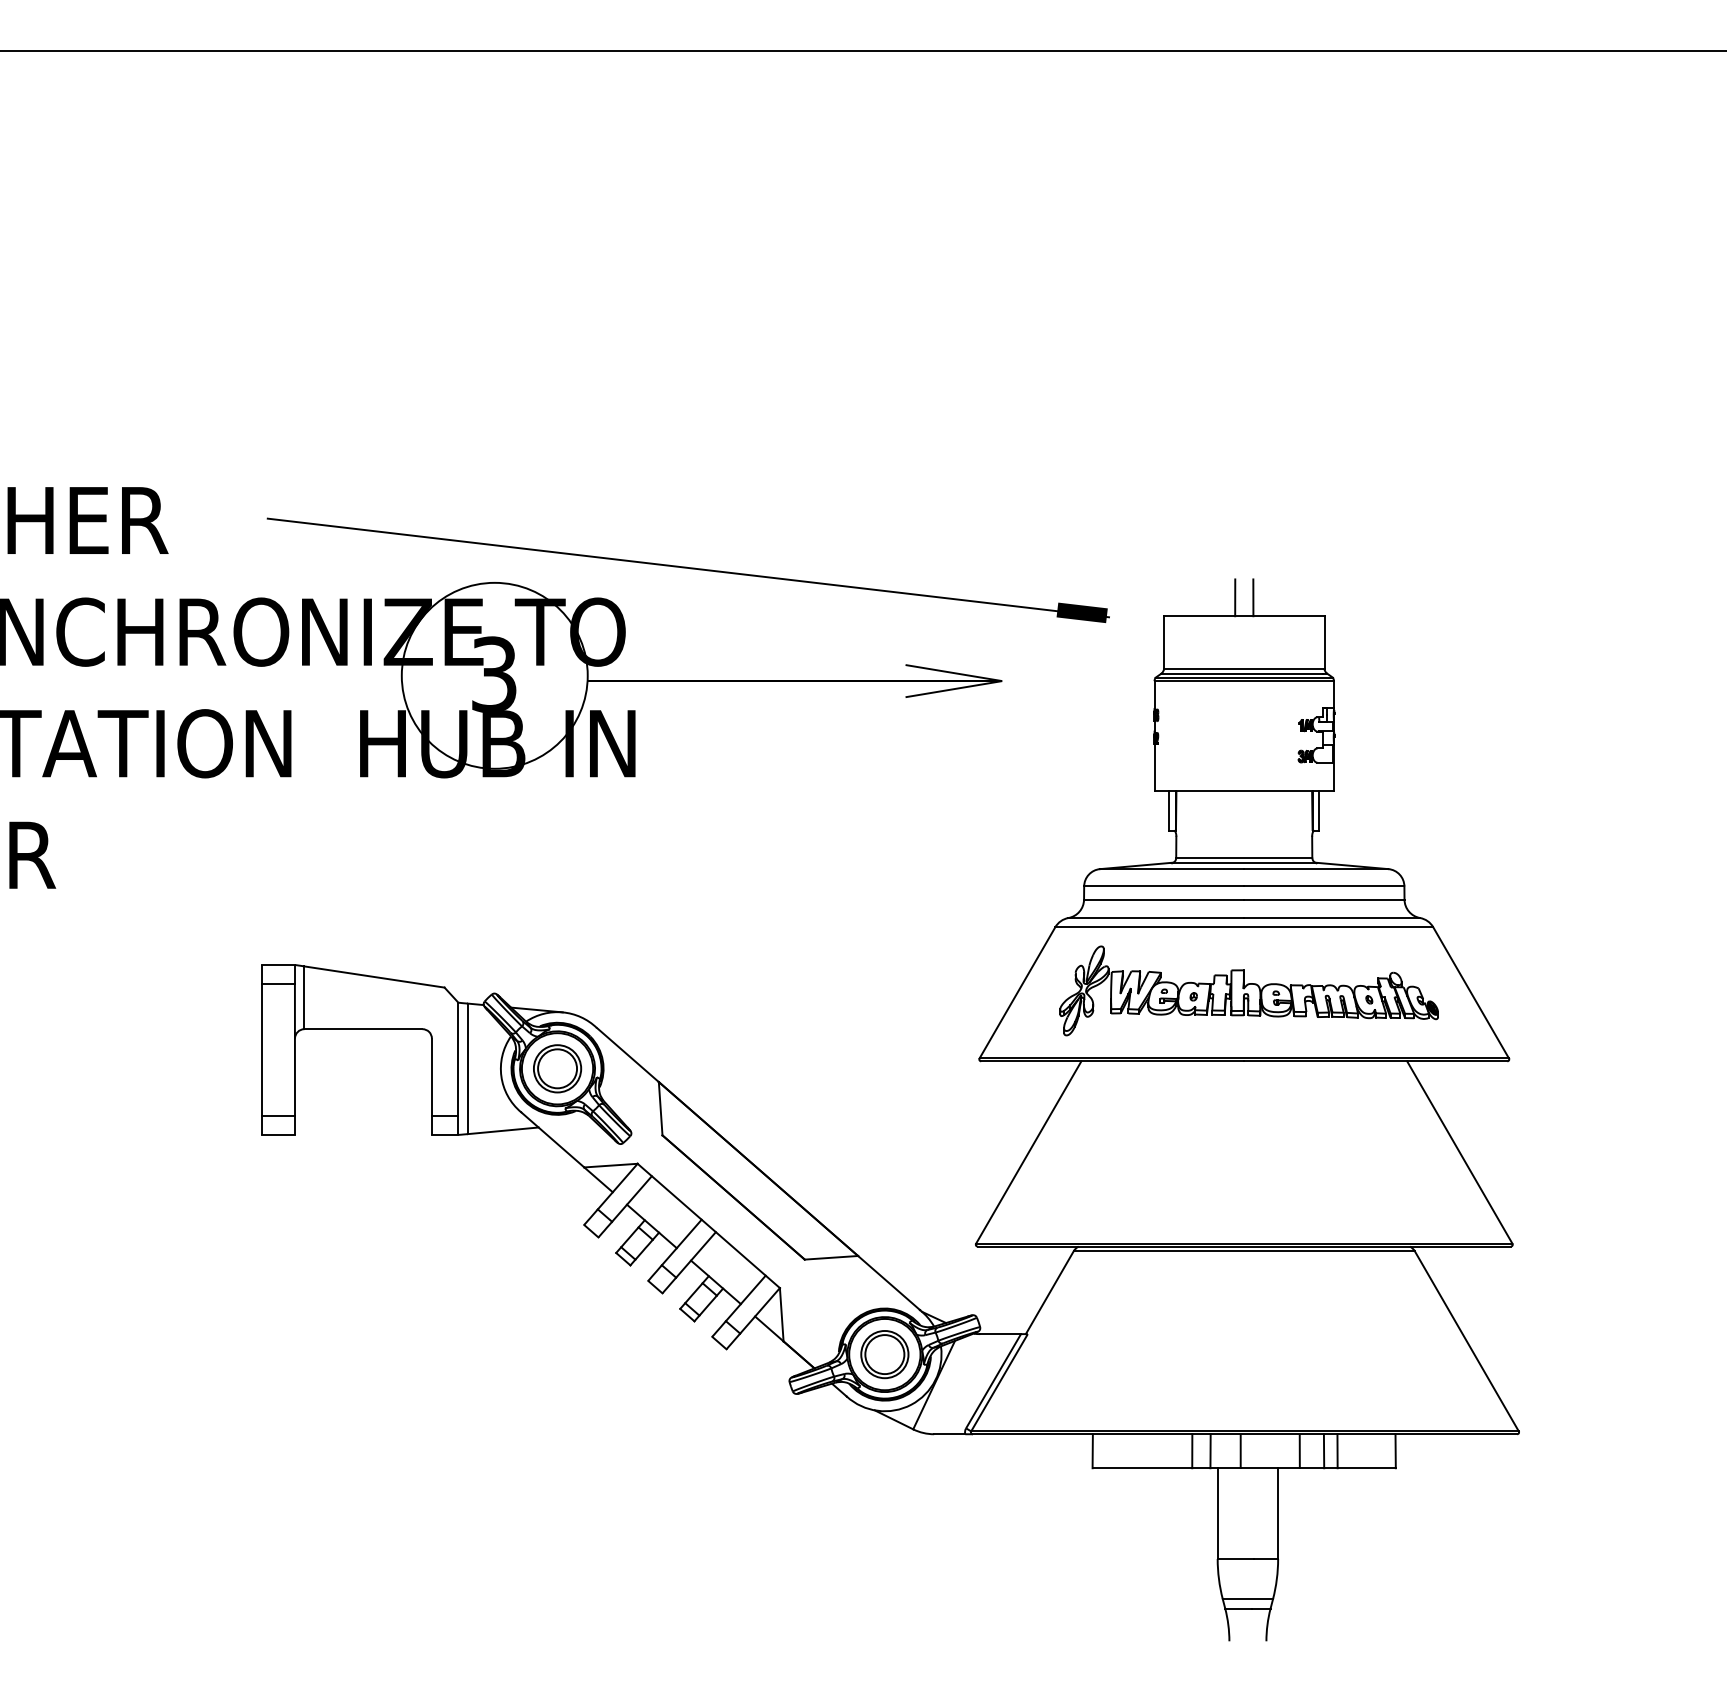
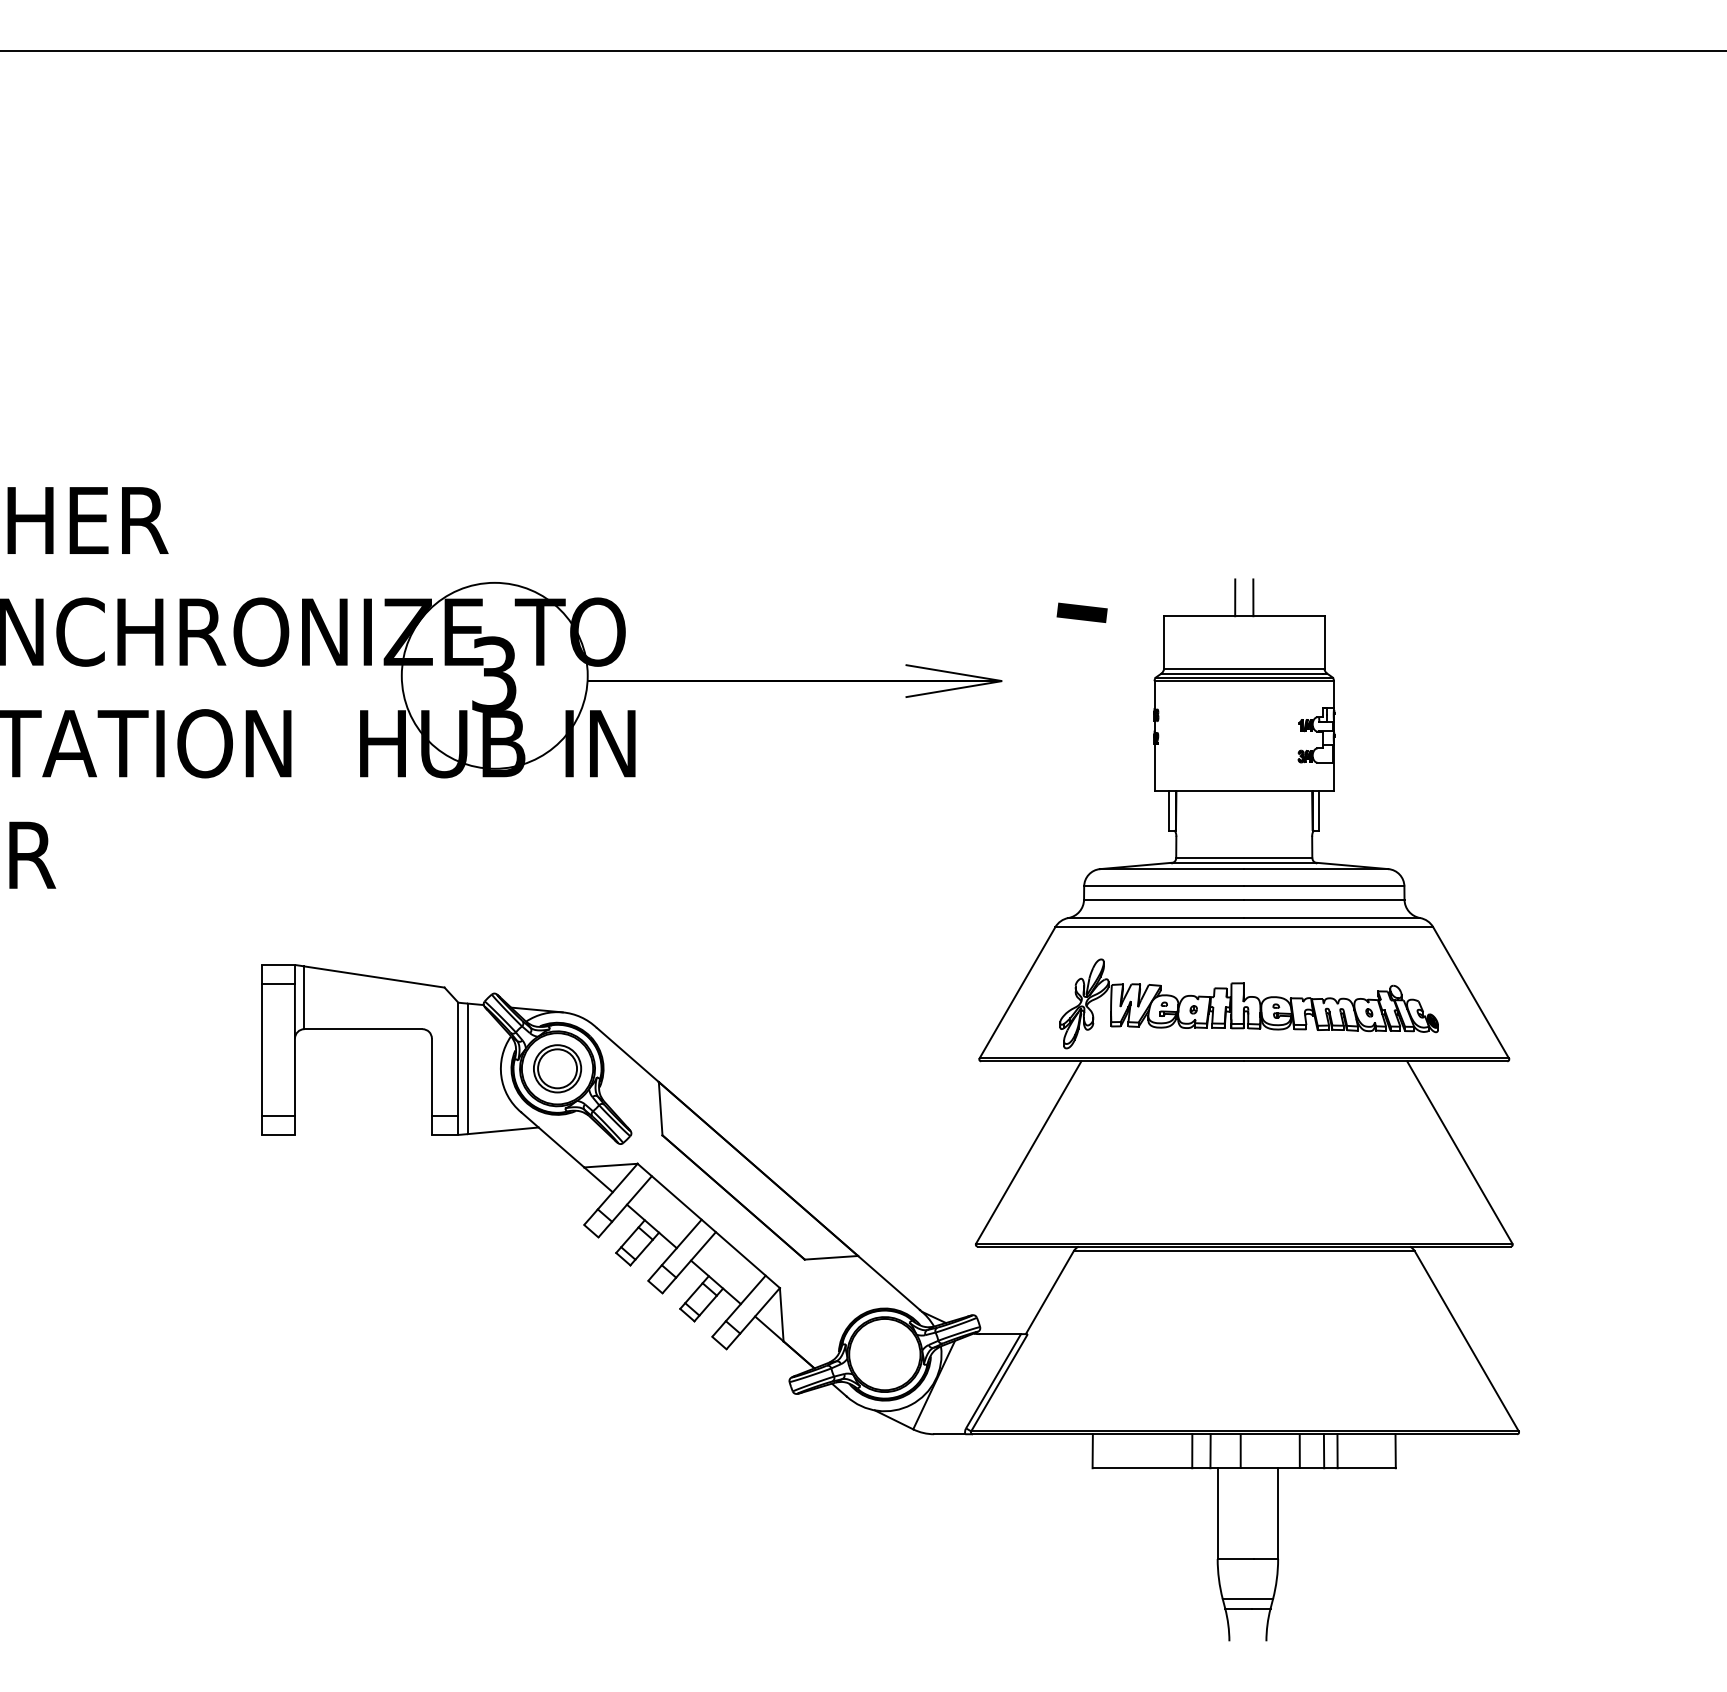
line: present -> none (688, 567)
part position: (1248, 990) -> (1248, 1003) (1248, 1003)
part: present -> none (884, 1354)
